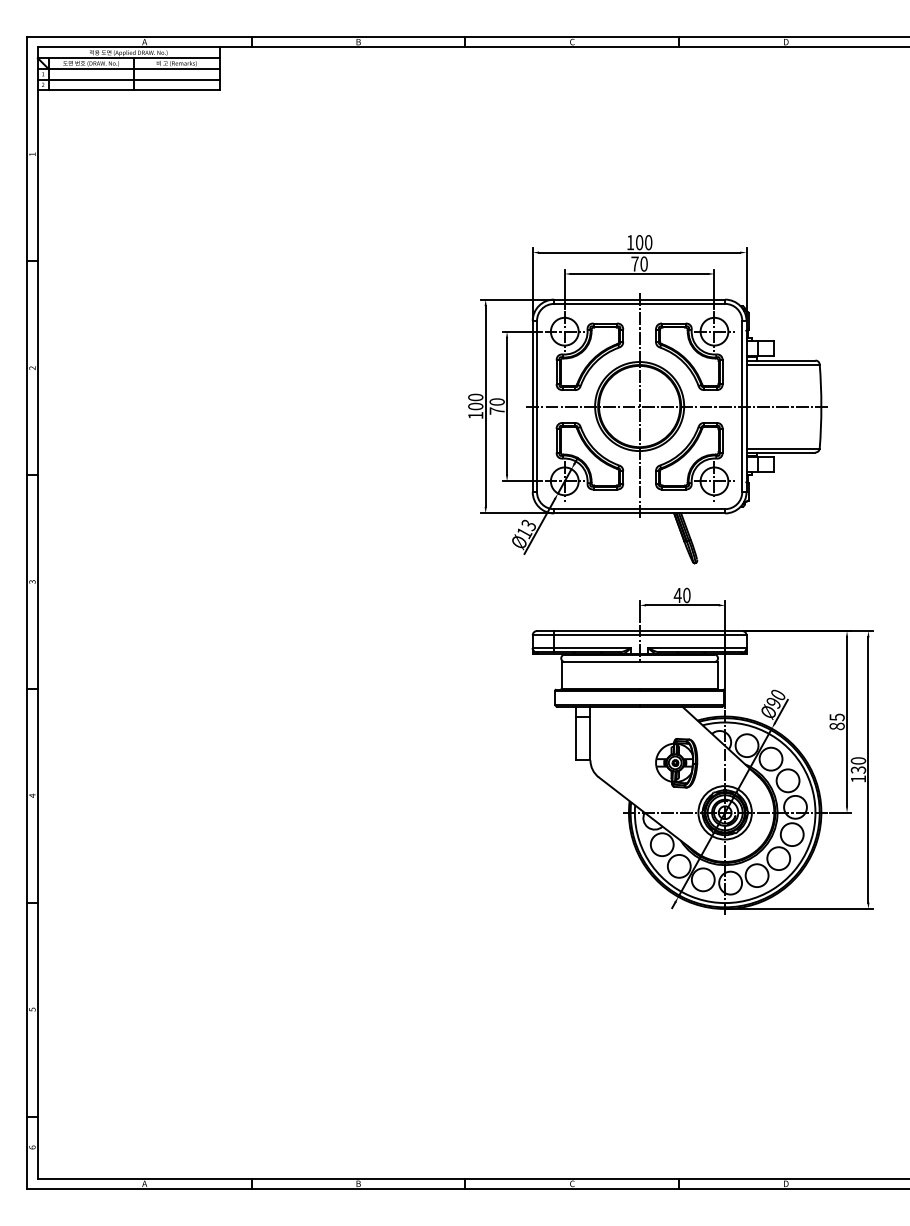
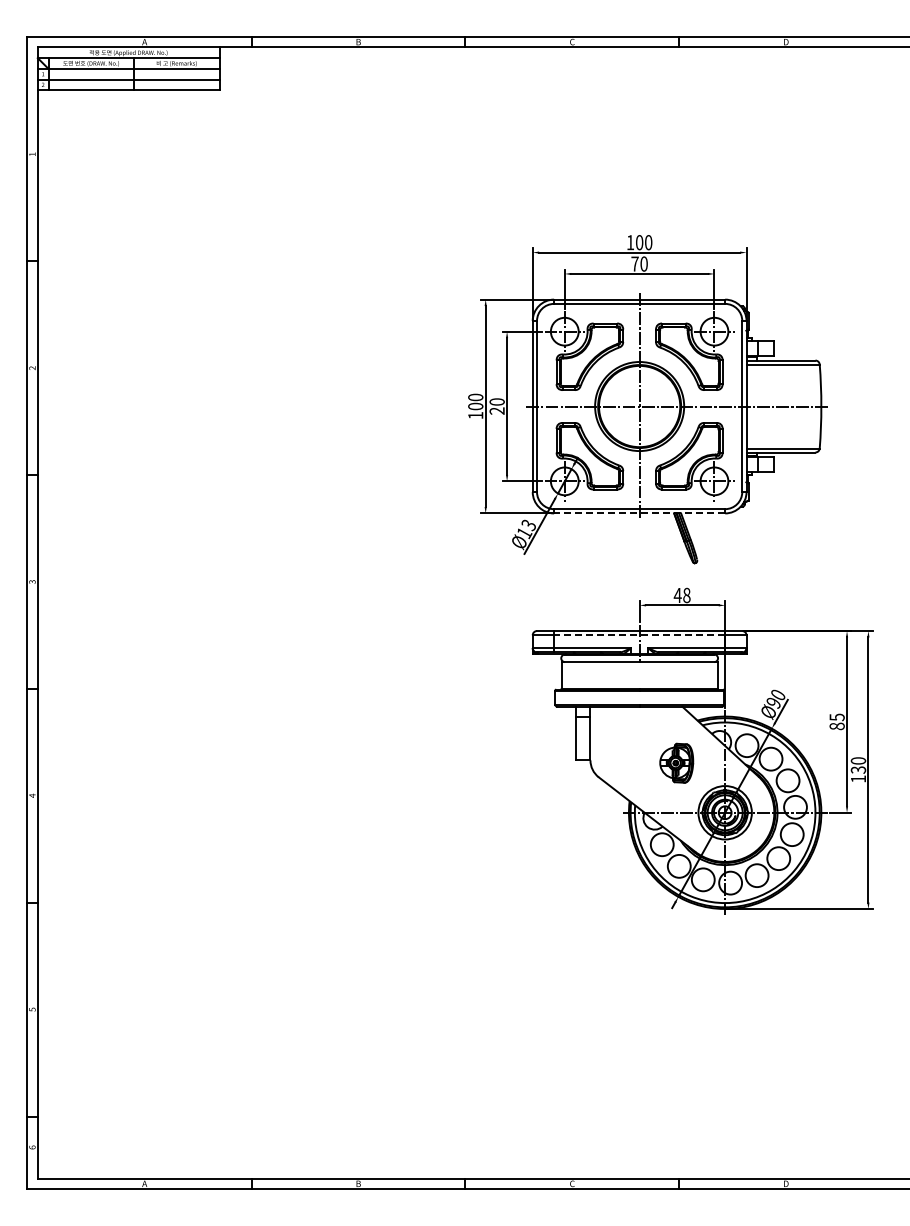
text: 70 -> 20 (496, 410)
line: solid -> dashed (639, 513)
text: 40 -> 48 (686, 595)
line: solid -> dashed (639, 635)
part size: 44x51 px -> 36x42 px (676, 762)
